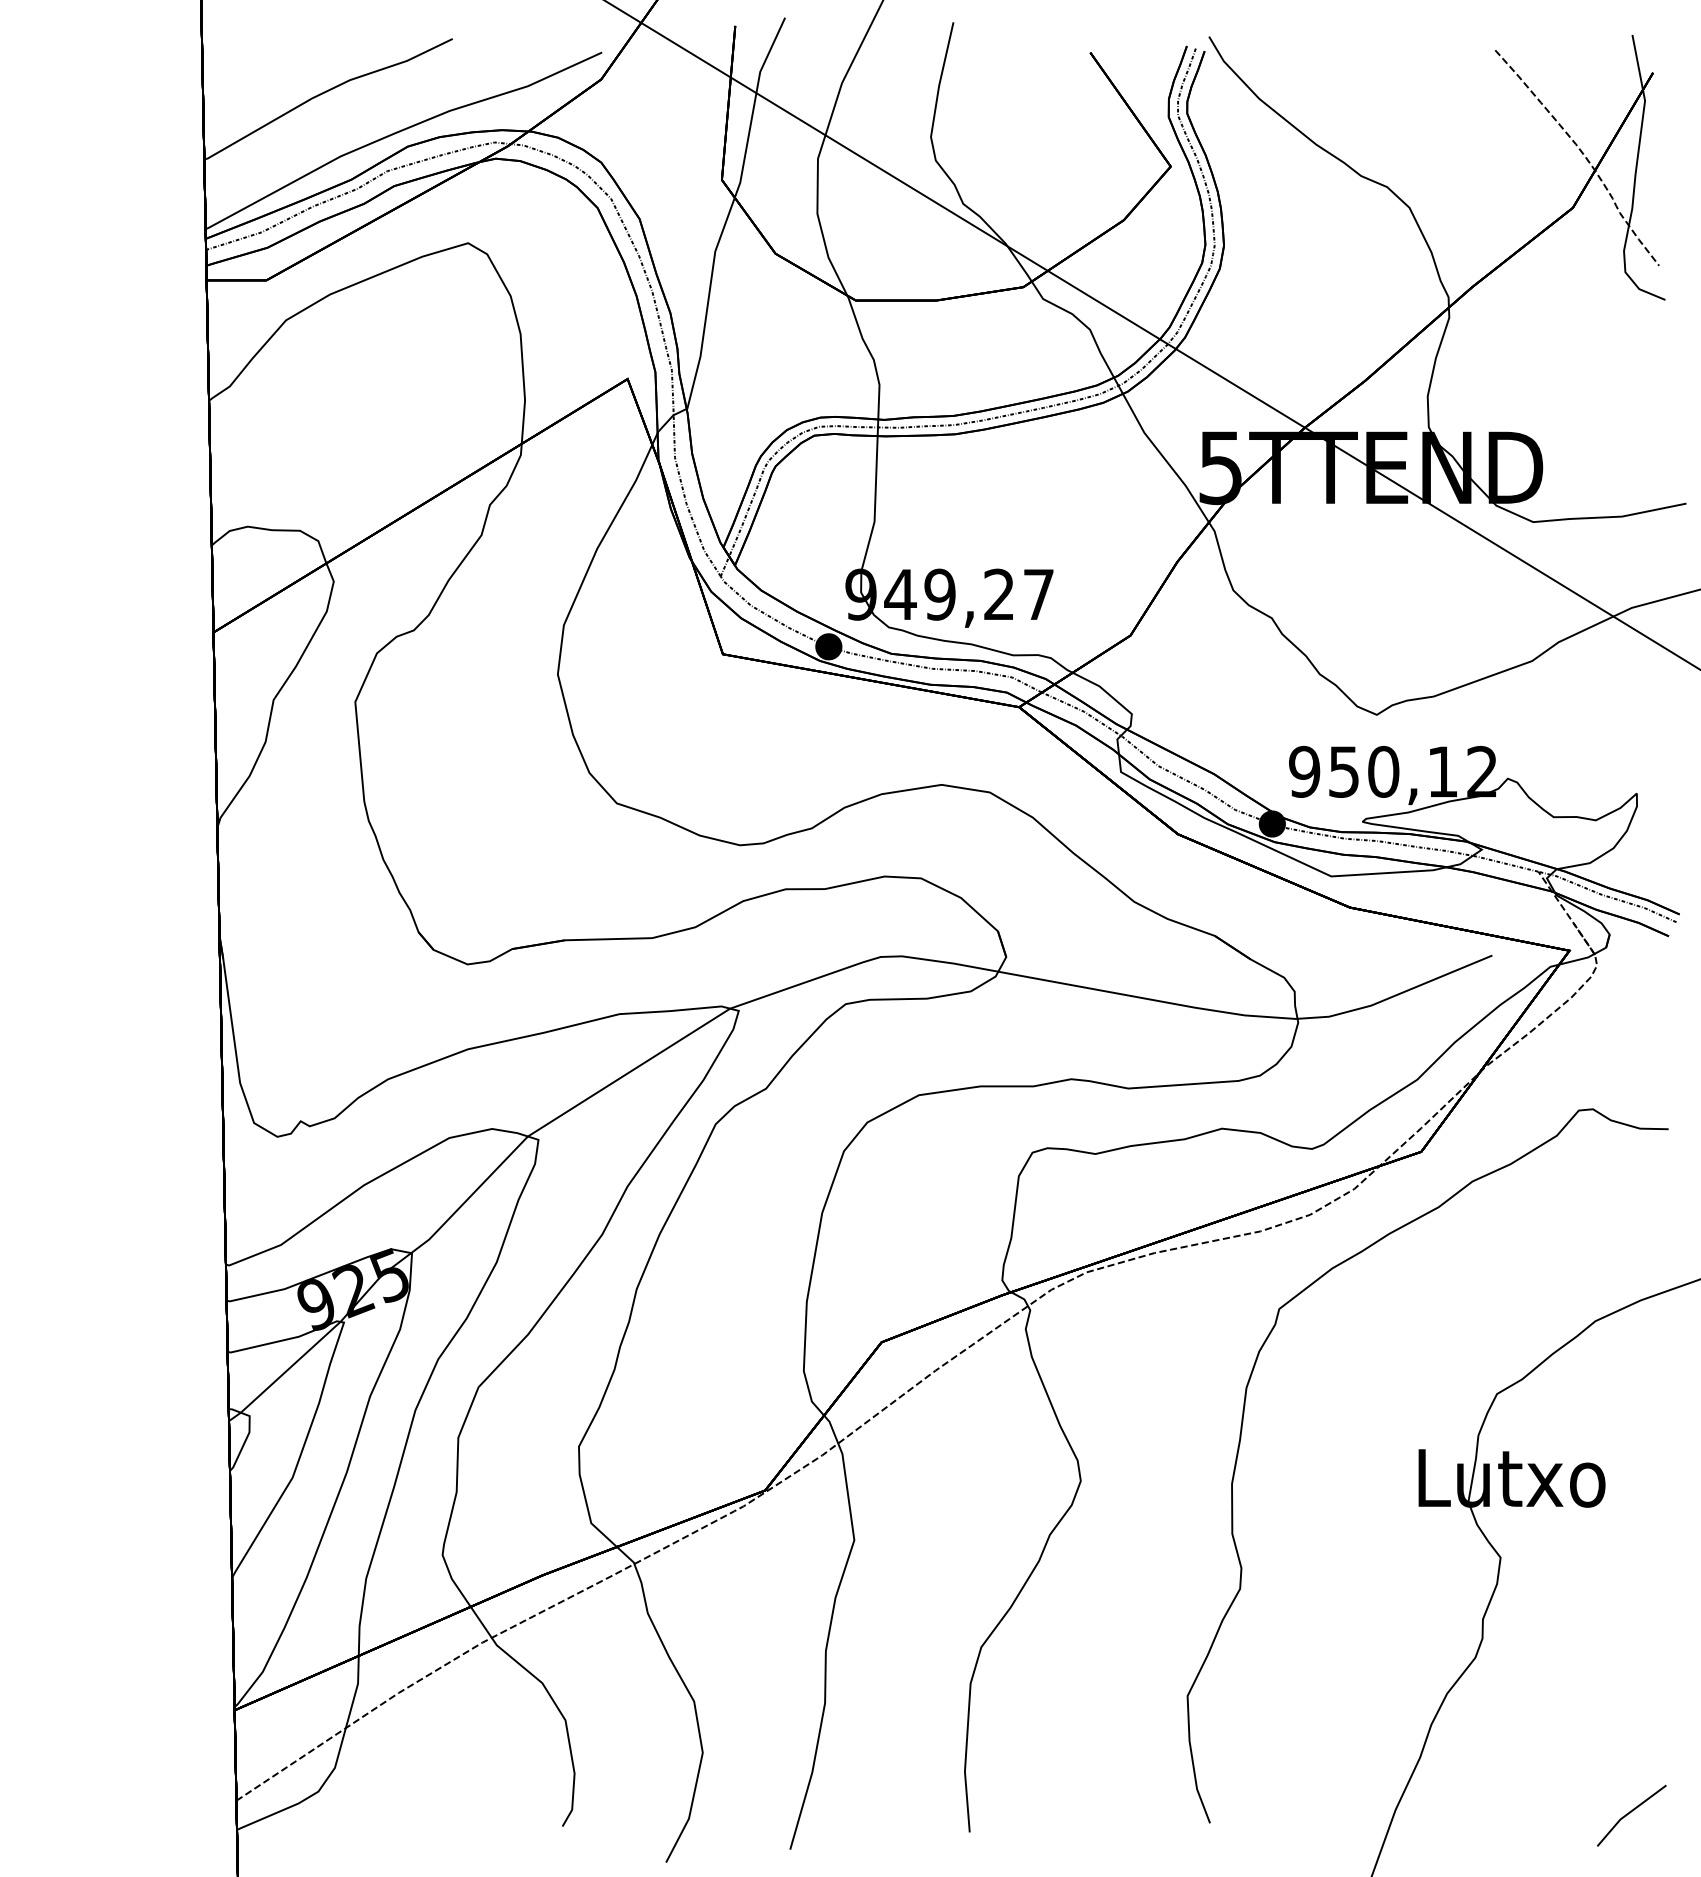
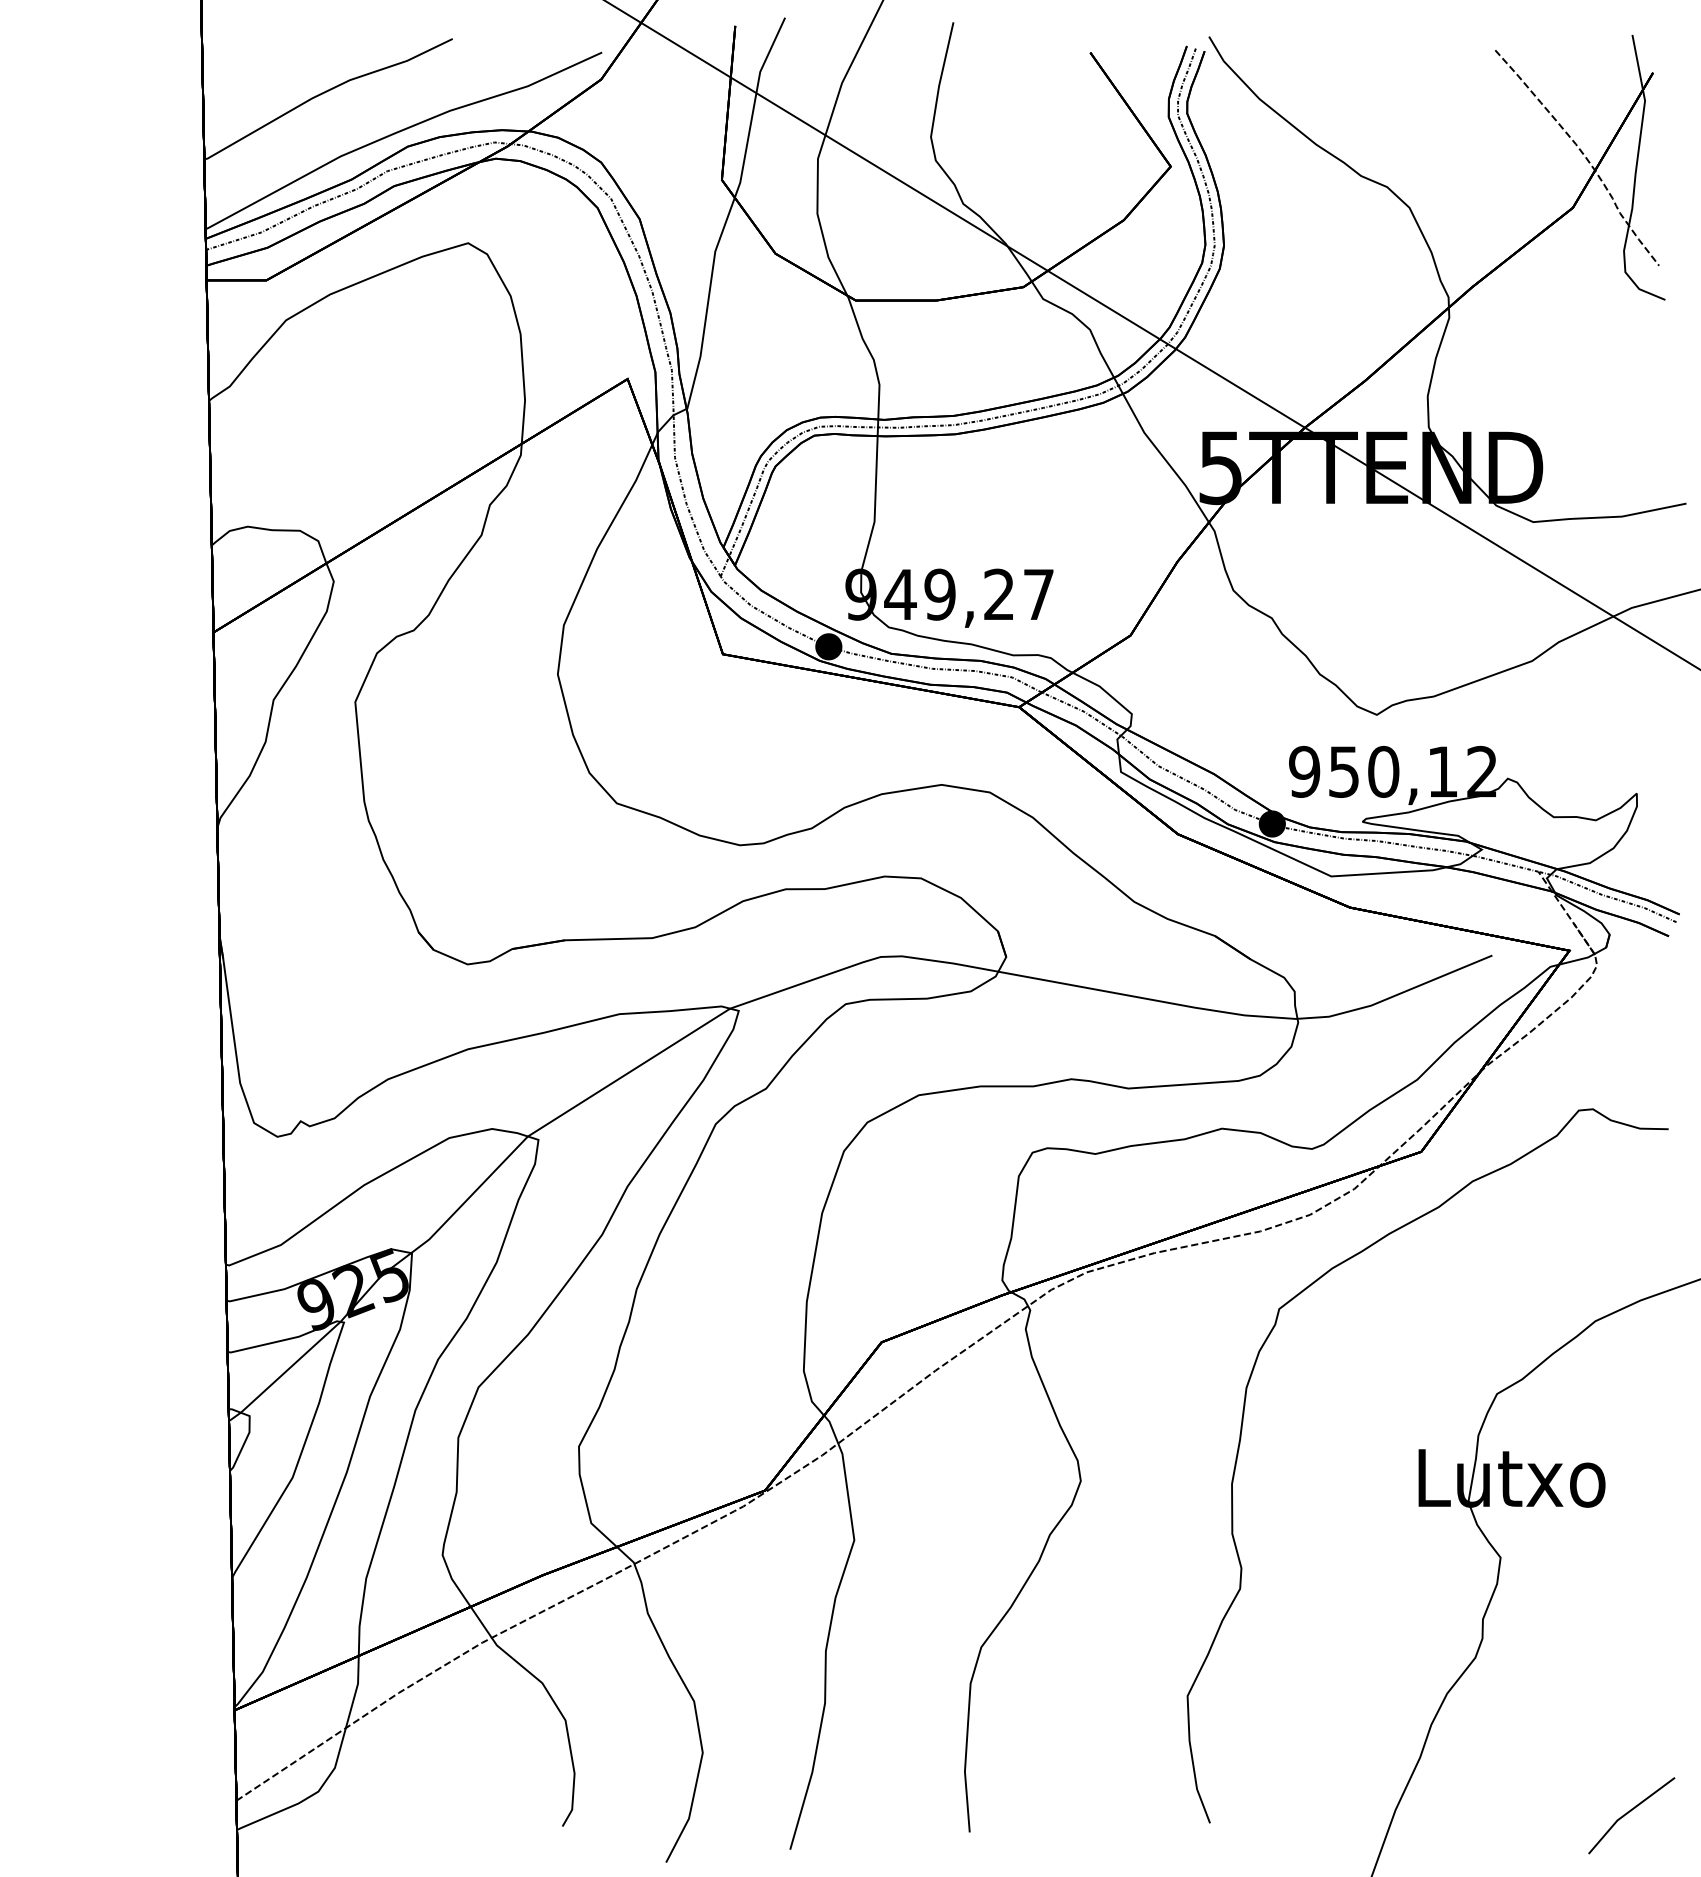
part size: 71x63 px -> 88x78 px (1631, 1815)
